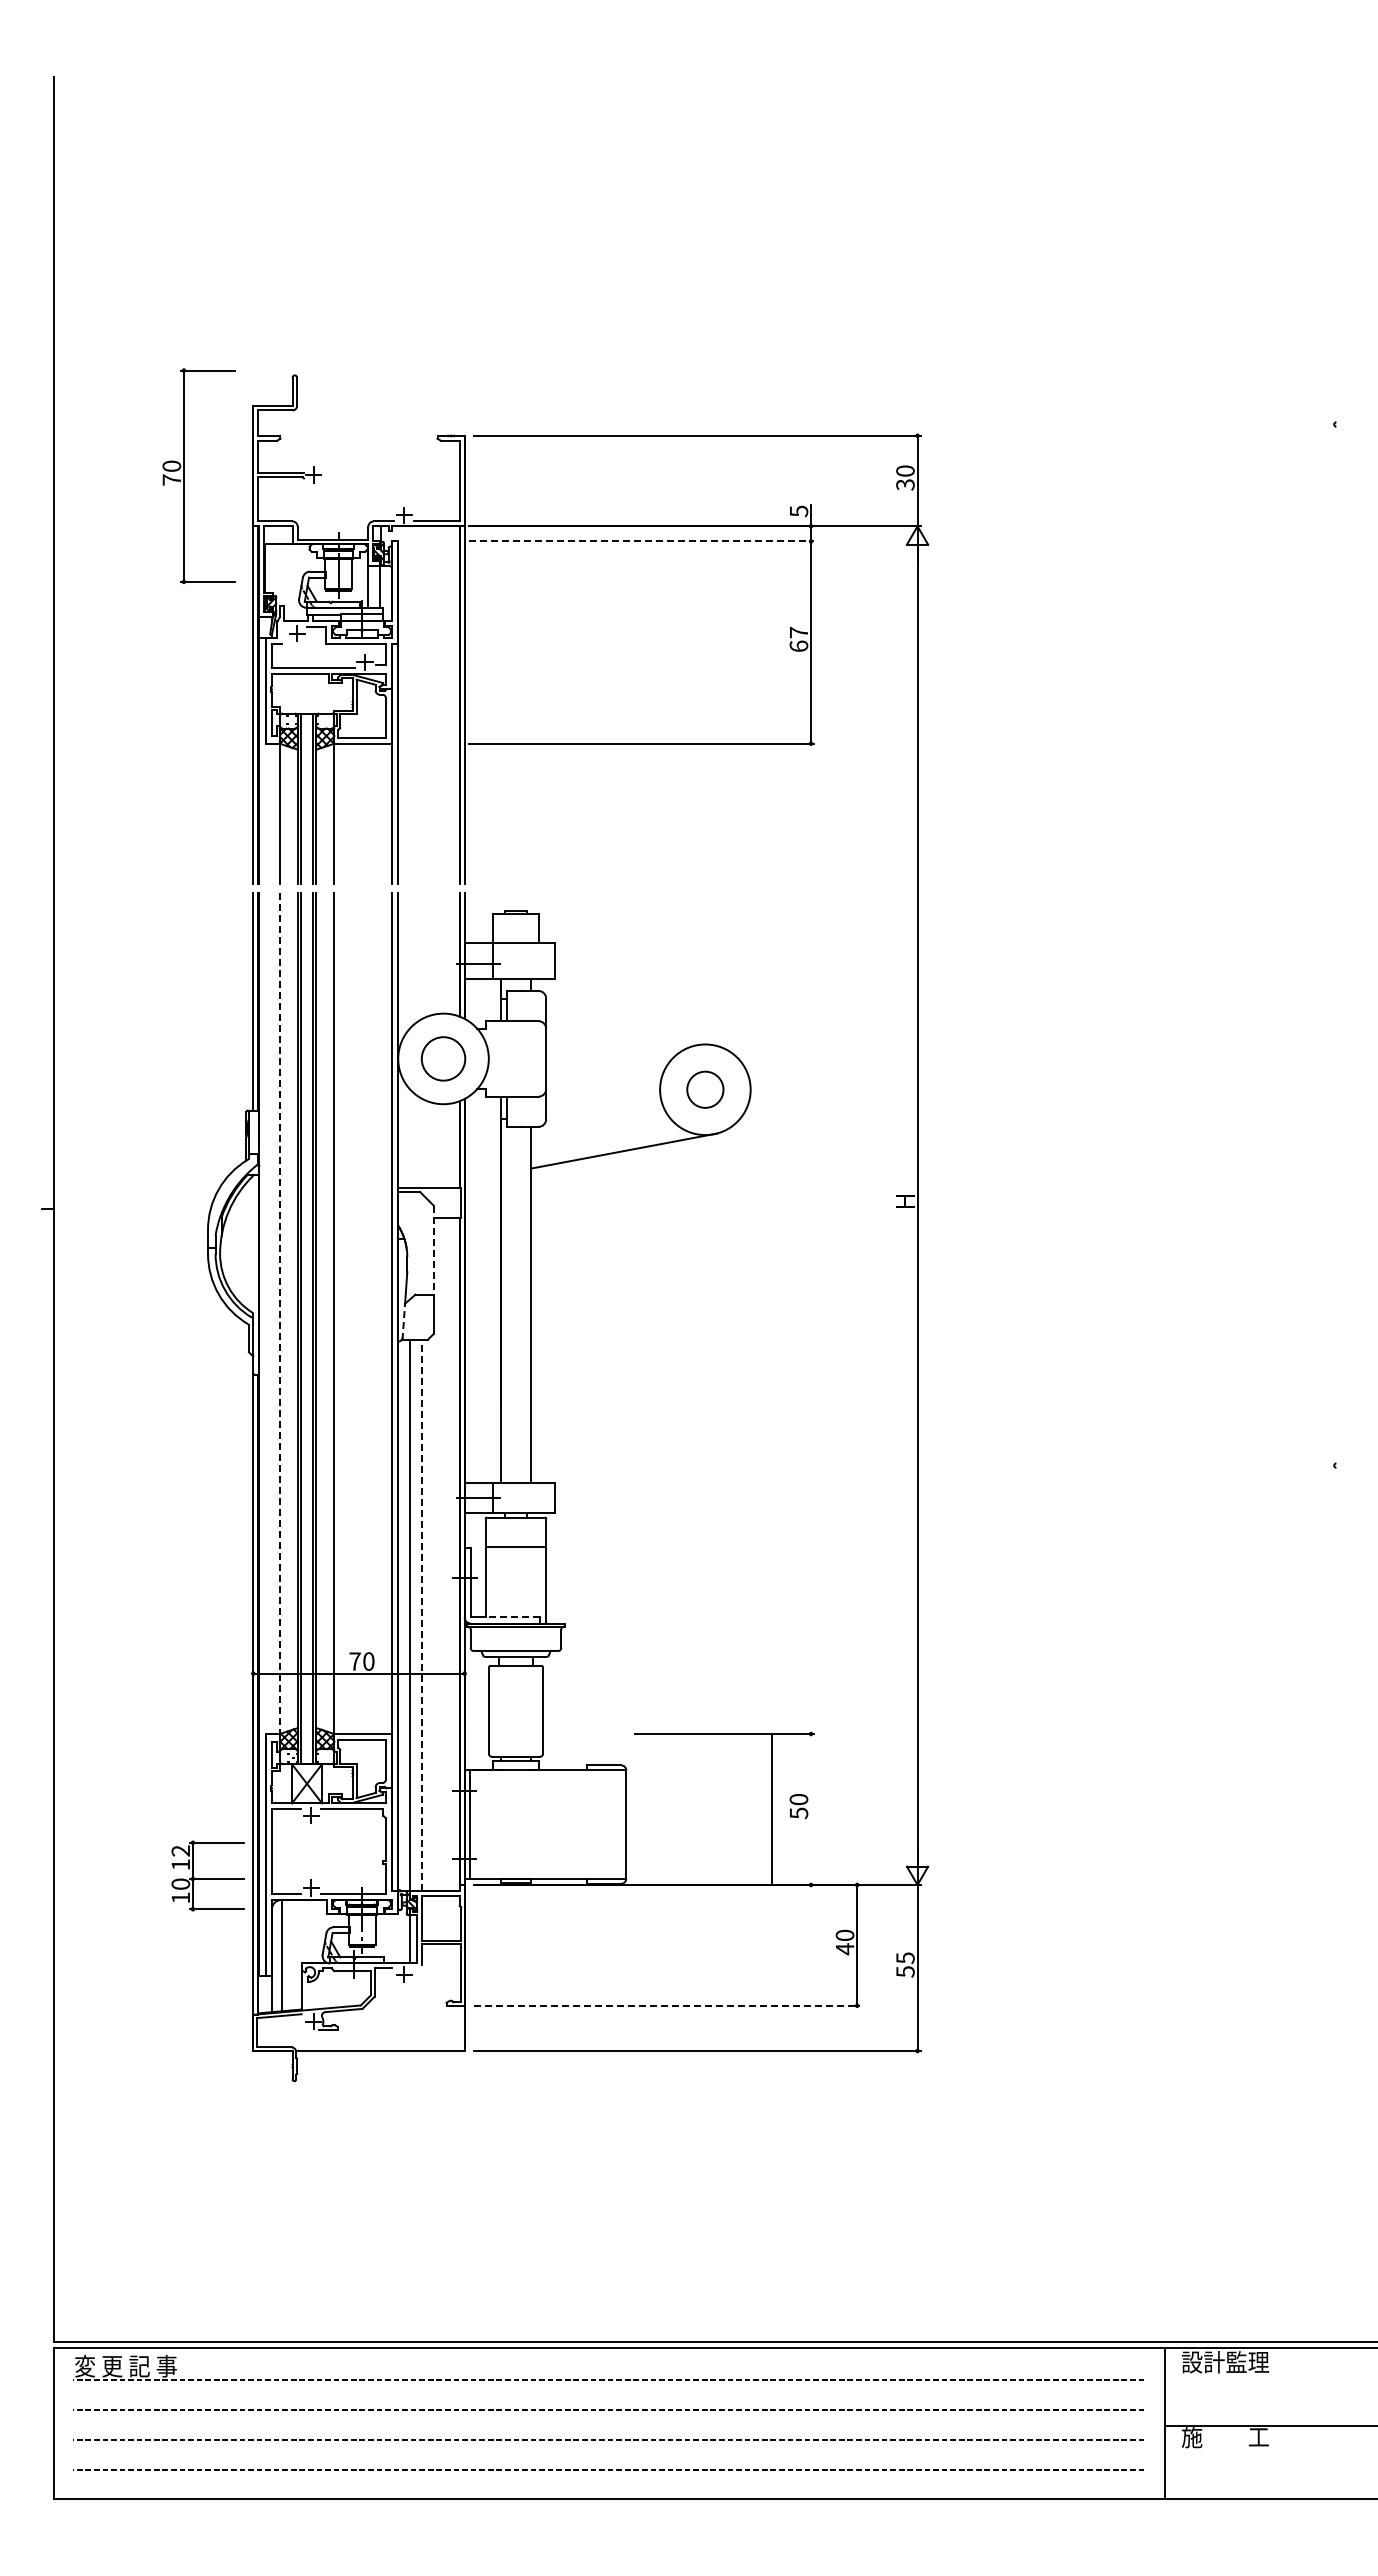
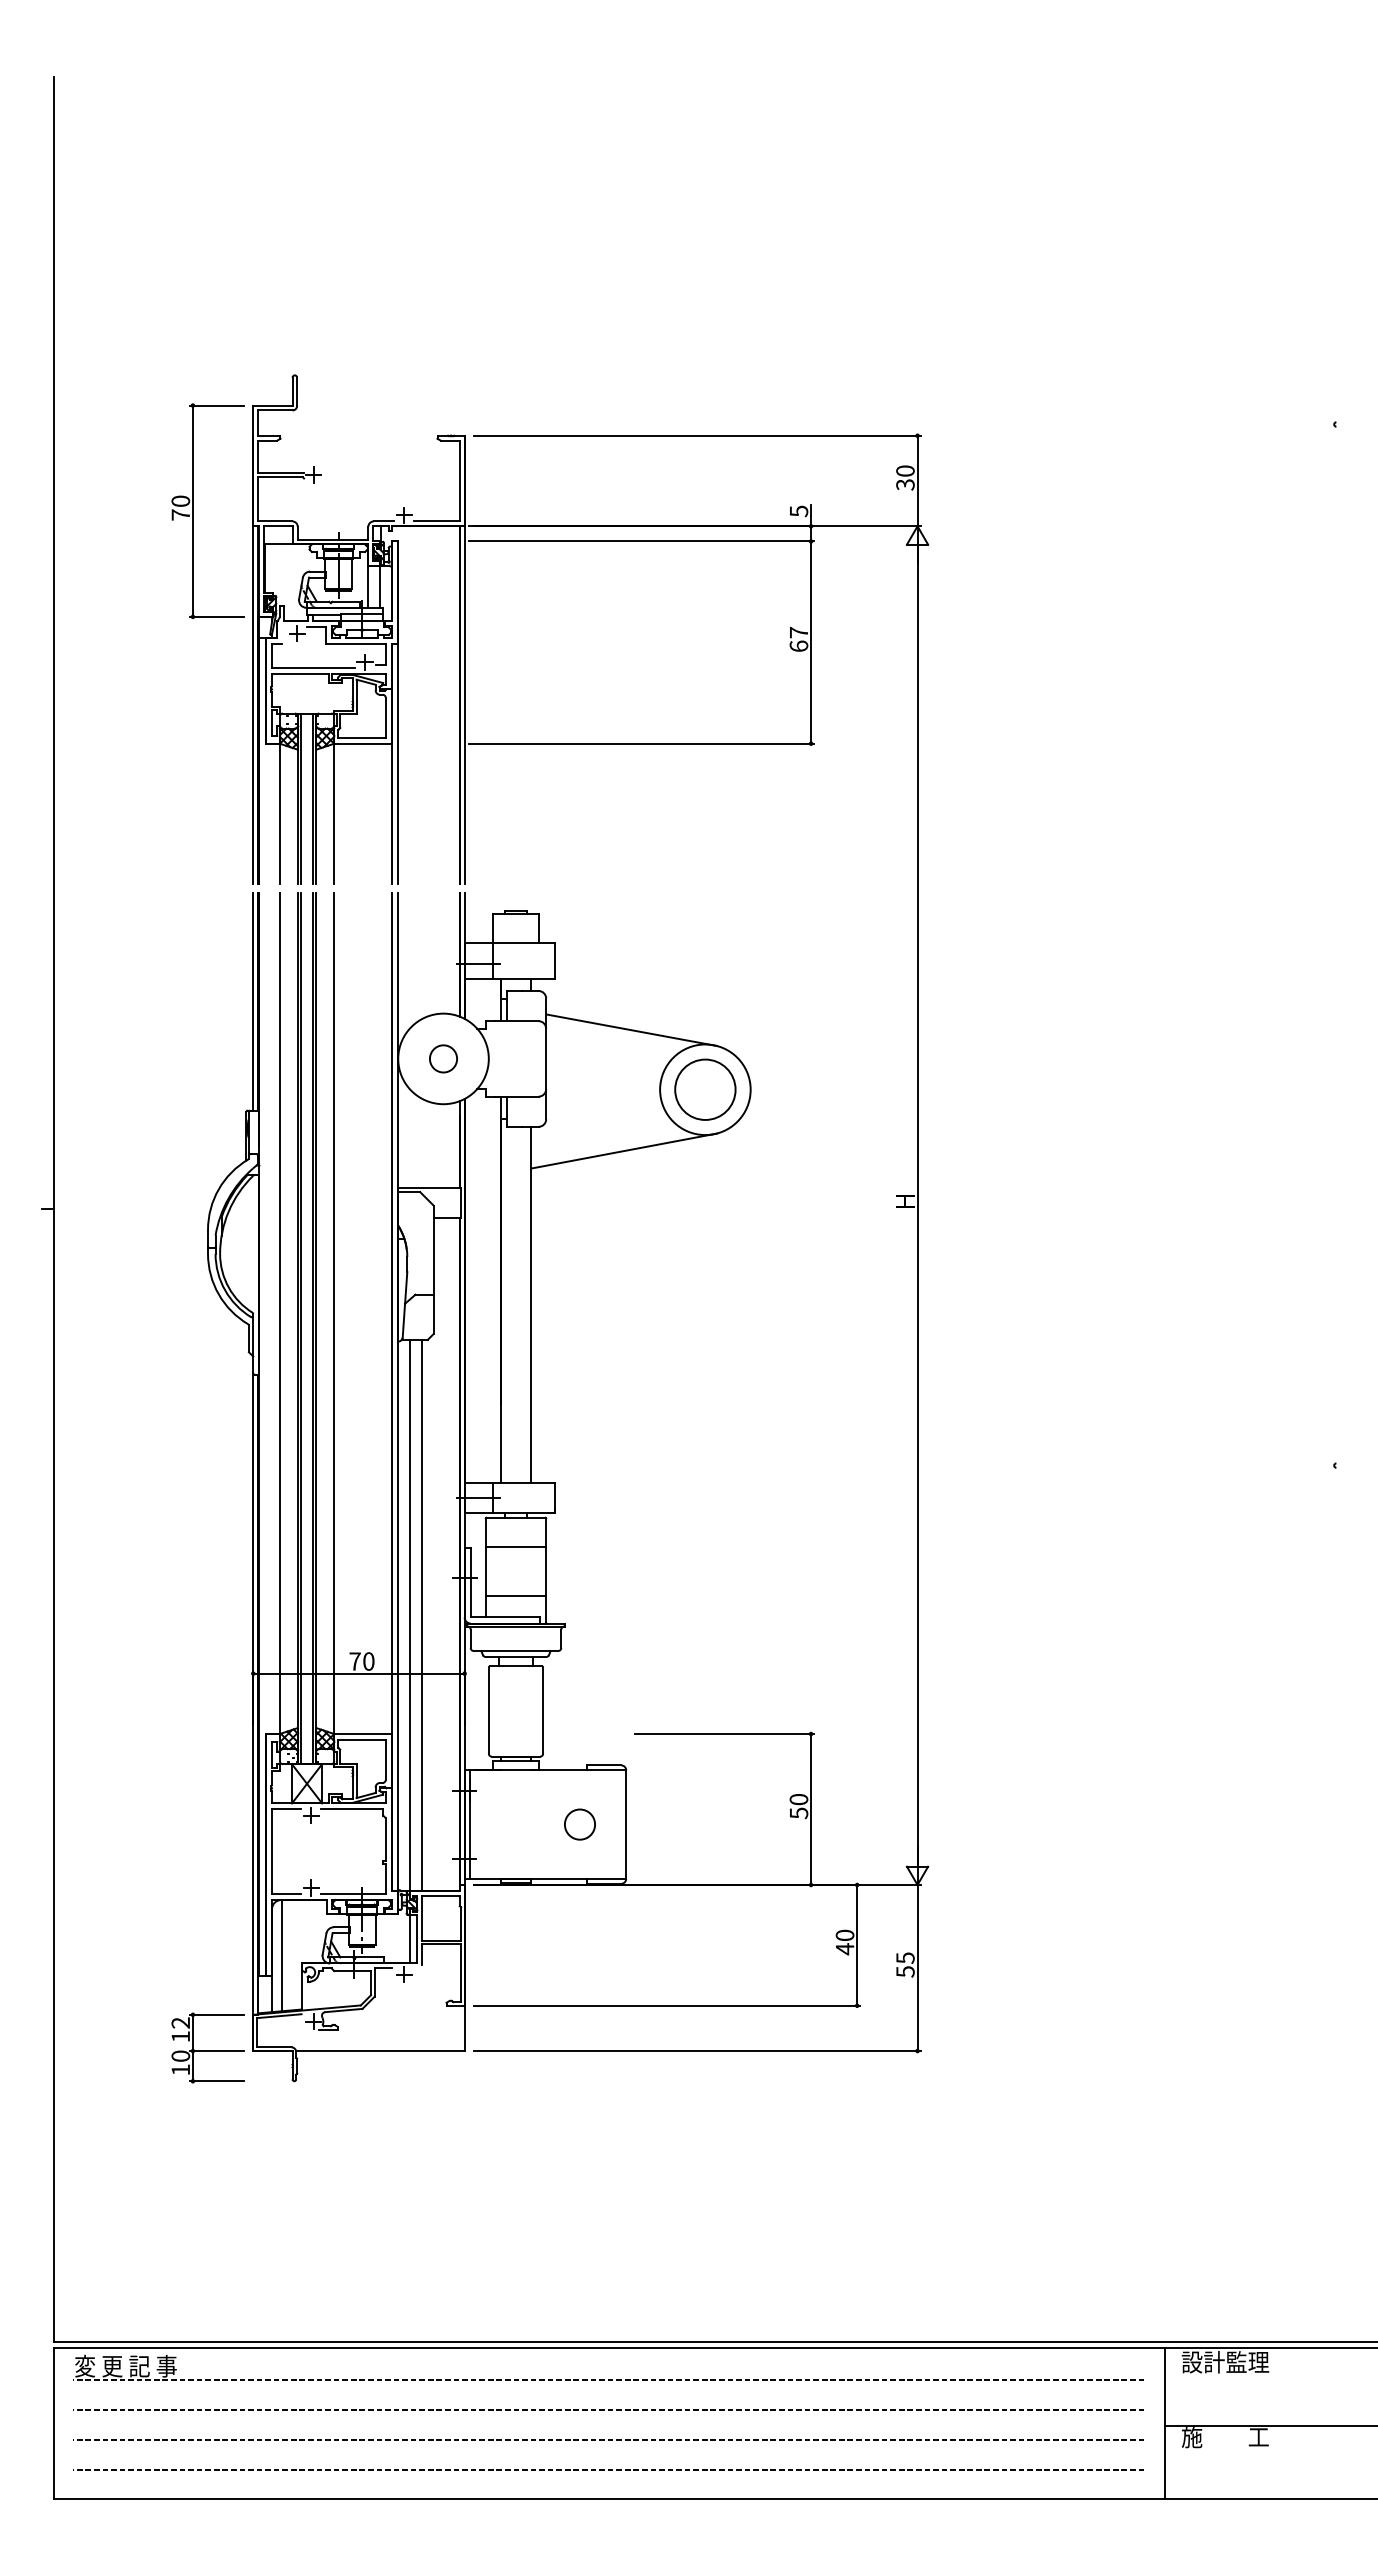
part position: (184, 475) -> (193, 510) (193, 510)
line: dashed -> solid (641, 541)
line: none -> present (631, 1030)
circle diameter: 43 px -> 27 px (443, 1058)
circle diameter: 36 px -> 60 px (705, 1089)
line: dashed -> solid (433, 1250)
line: dashed -> solid (279, 1313)
line: dashed -> solid (403, 1321)
line: none -> present (515, 1595)
line: dashed -> solid (422, 1615)
line: dashed -> solid (512, 1617)
line position: (772, 1809) -> (811, 1809) (811, 1809)
circle: none -> present (579, 1824)
part position: (207, 1875) -> (207, 2047) (207, 2047)
line: dashed -> solid (667, 2005)
